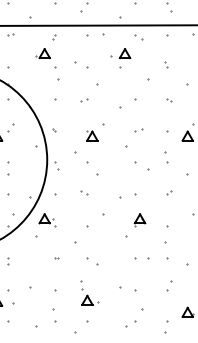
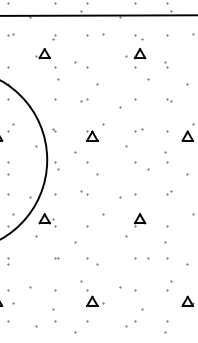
line position: (98, 25) -> (98, 15) (98, 15)
part position: (120, 58) -> (135, 58) (135, 58)
part position: (90, 296) -> (95, 297) (95, 297)
part position: (187, 311) -> (187, 300) (187, 300)
